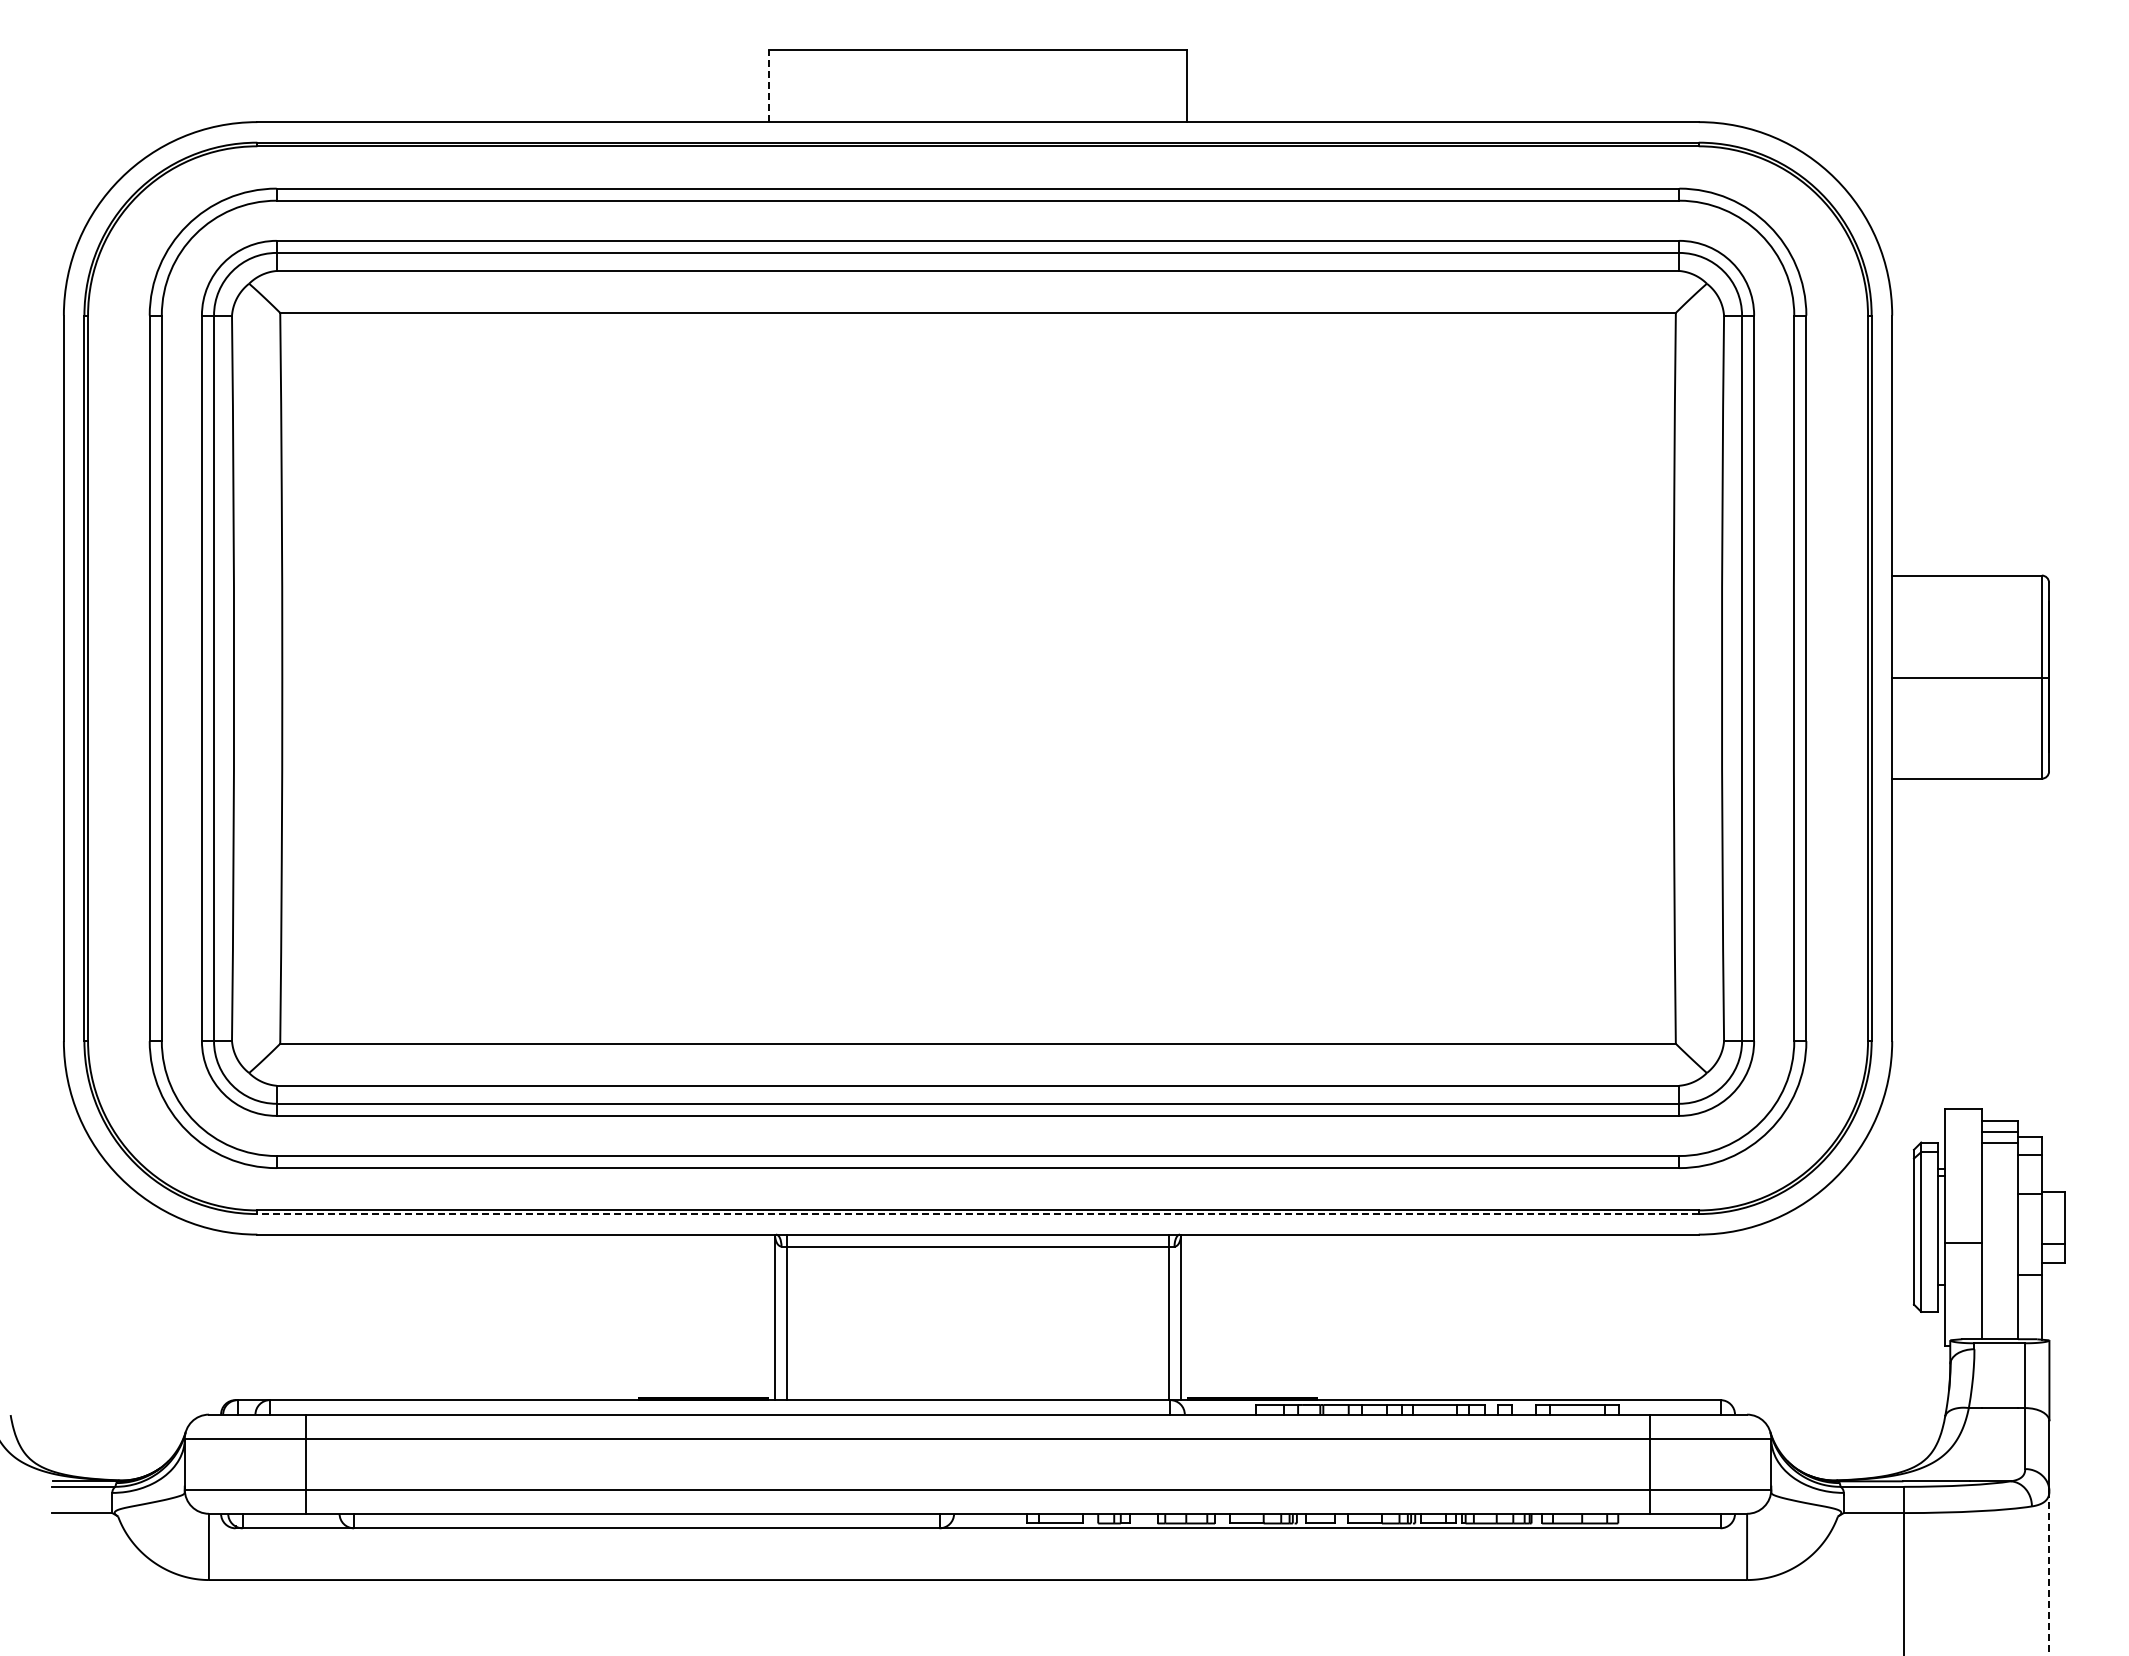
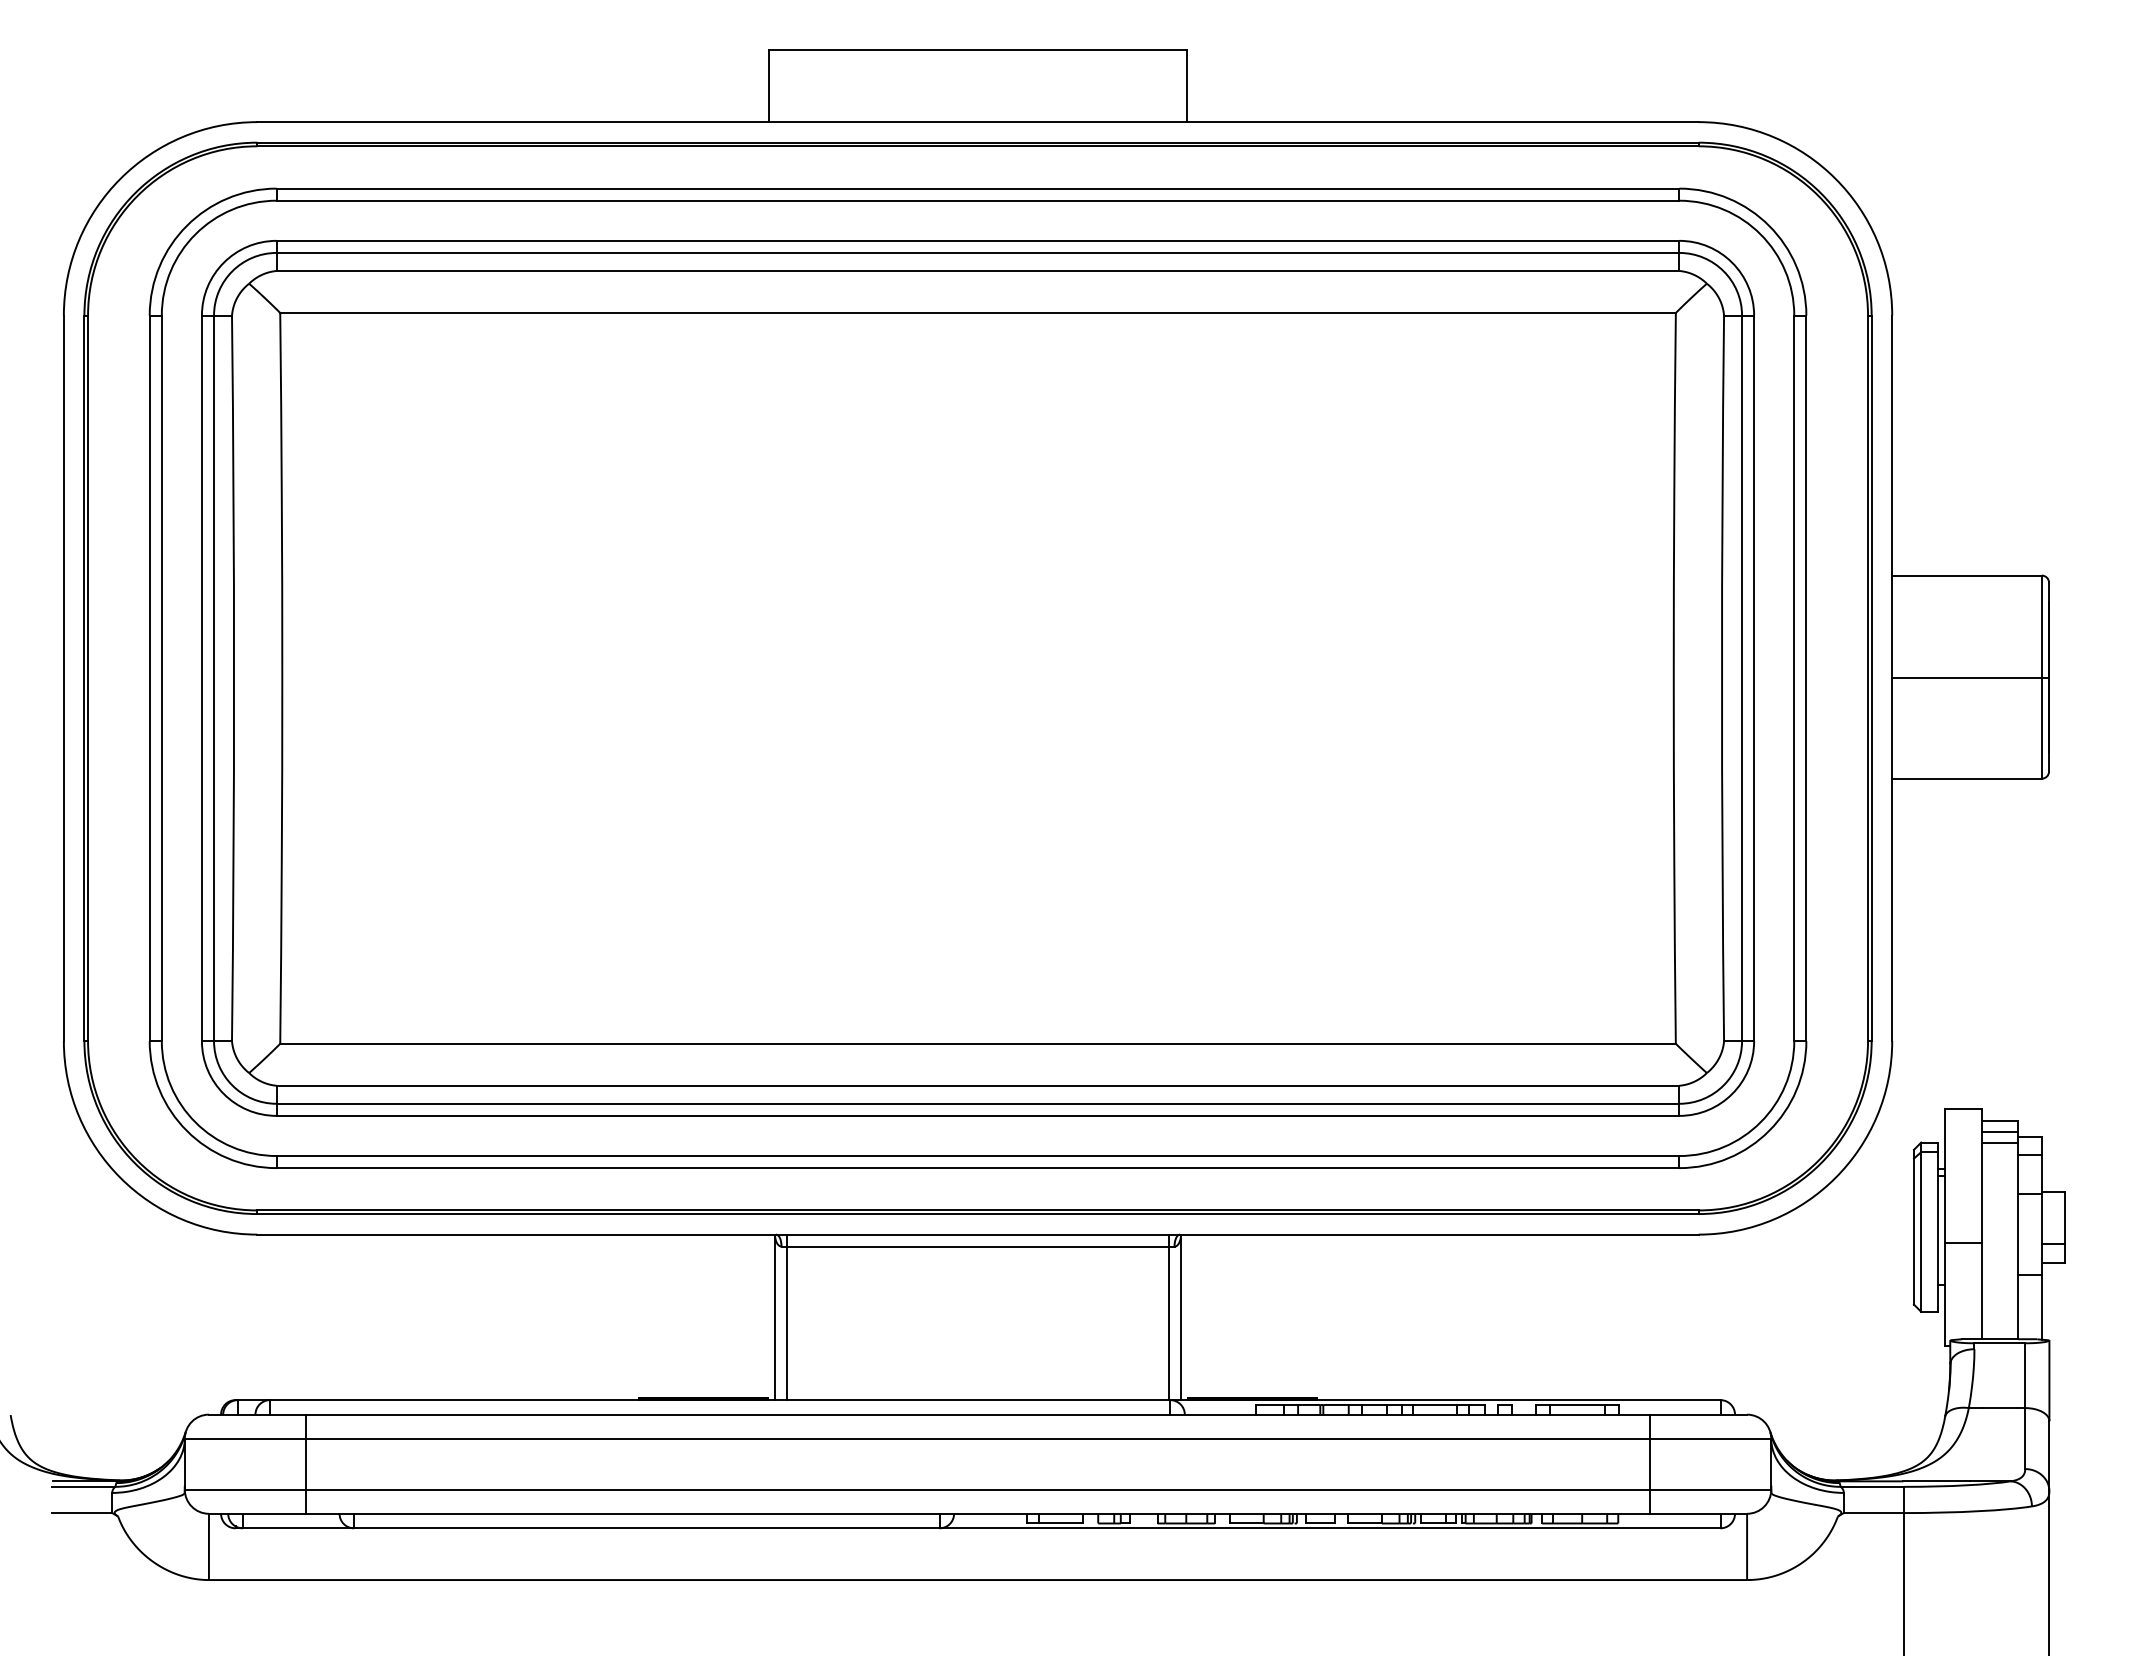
line: dashed -> solid (768, 85)
line: dashed -> solid (978, 1214)
line: dashed -> solid (2049, 1574)
